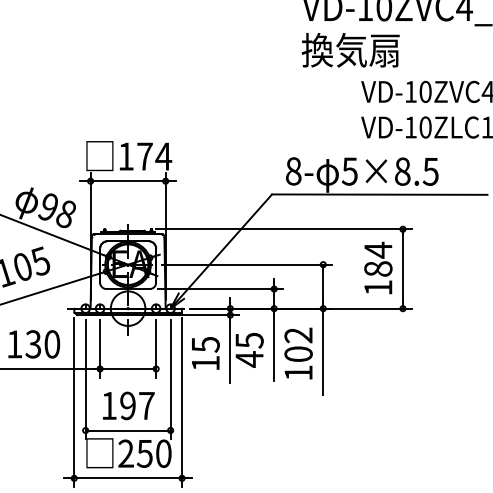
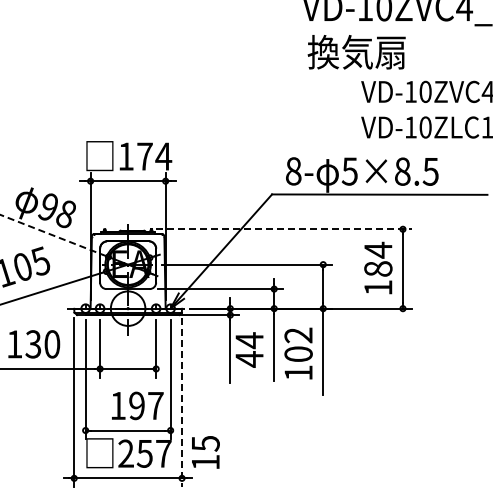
text position: (350, 50) -> (356, 52) (356, 52)
line: solid -> dashed (283, 229)
line: solid -> dashed (52, 235)
text: 45 -> 44 (249, 340)
text position: (205, 353) -> (205, 452) (205, 452)
line: solid -> dashed (182, 402)
text position: (128, 405) -> (137, 405) (137, 405)
text: 250 -> 257 (163, 453)
